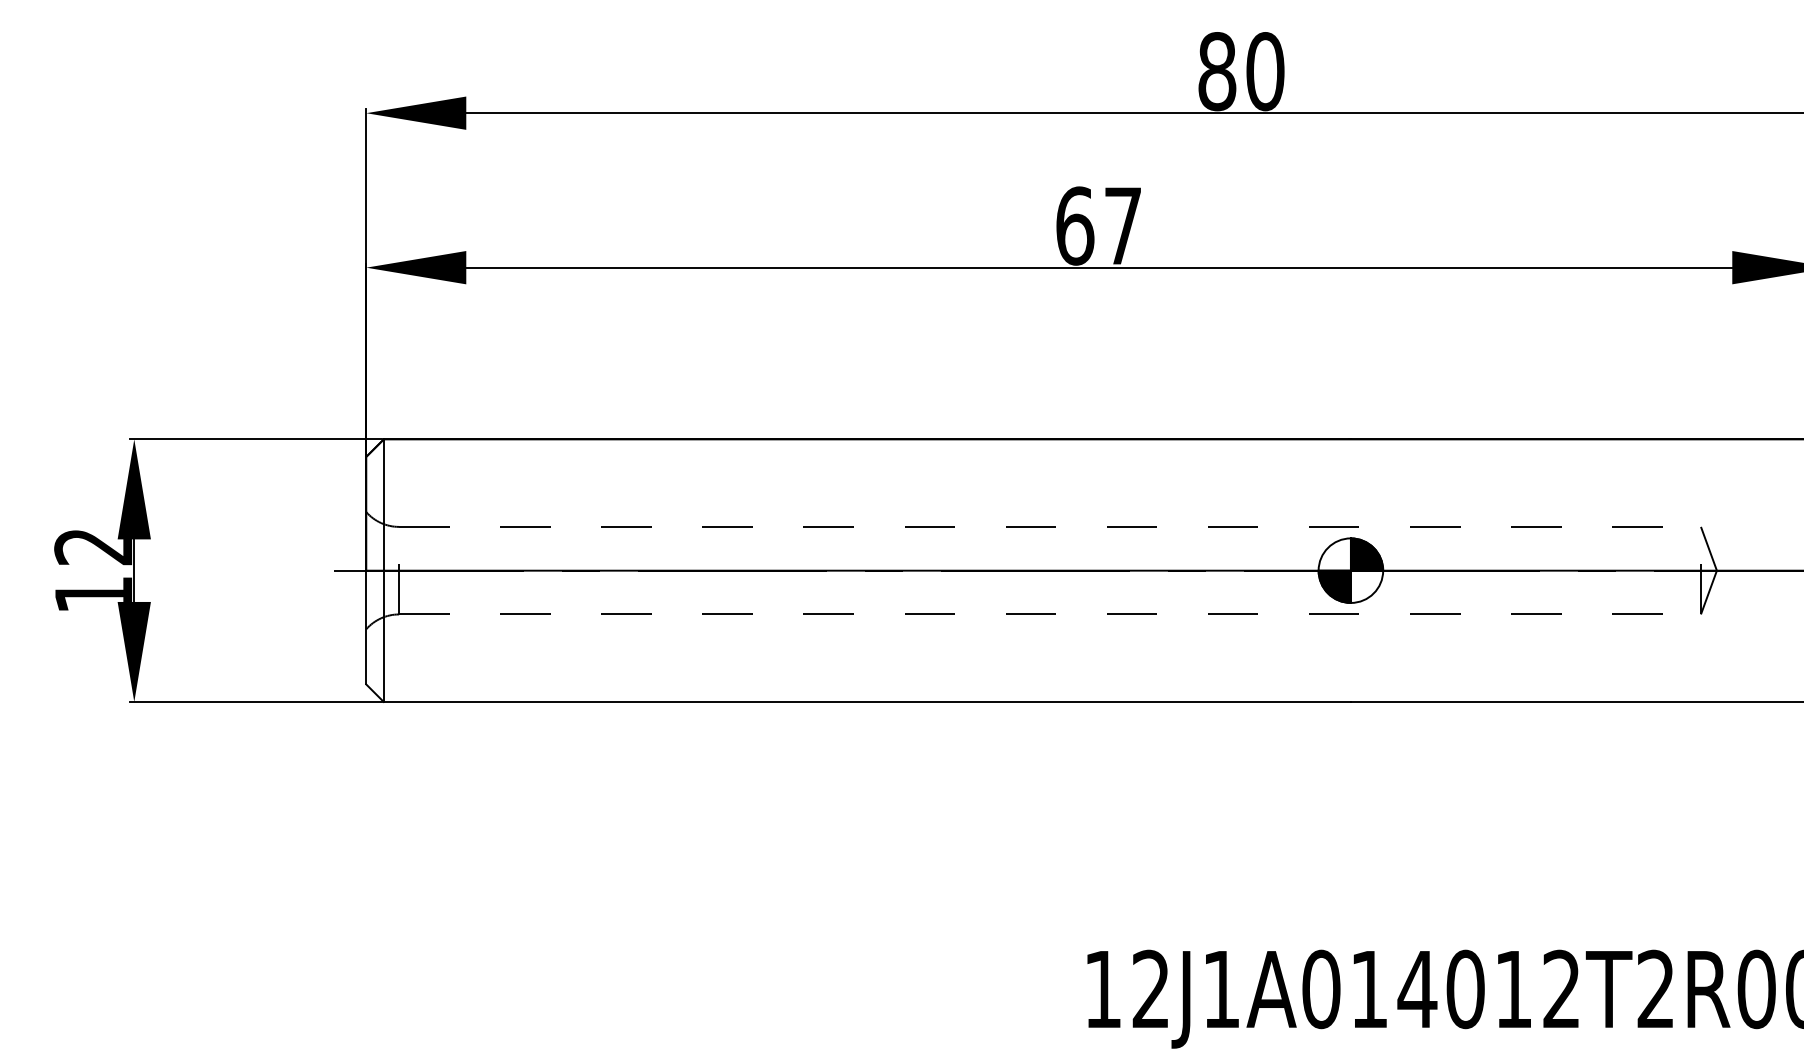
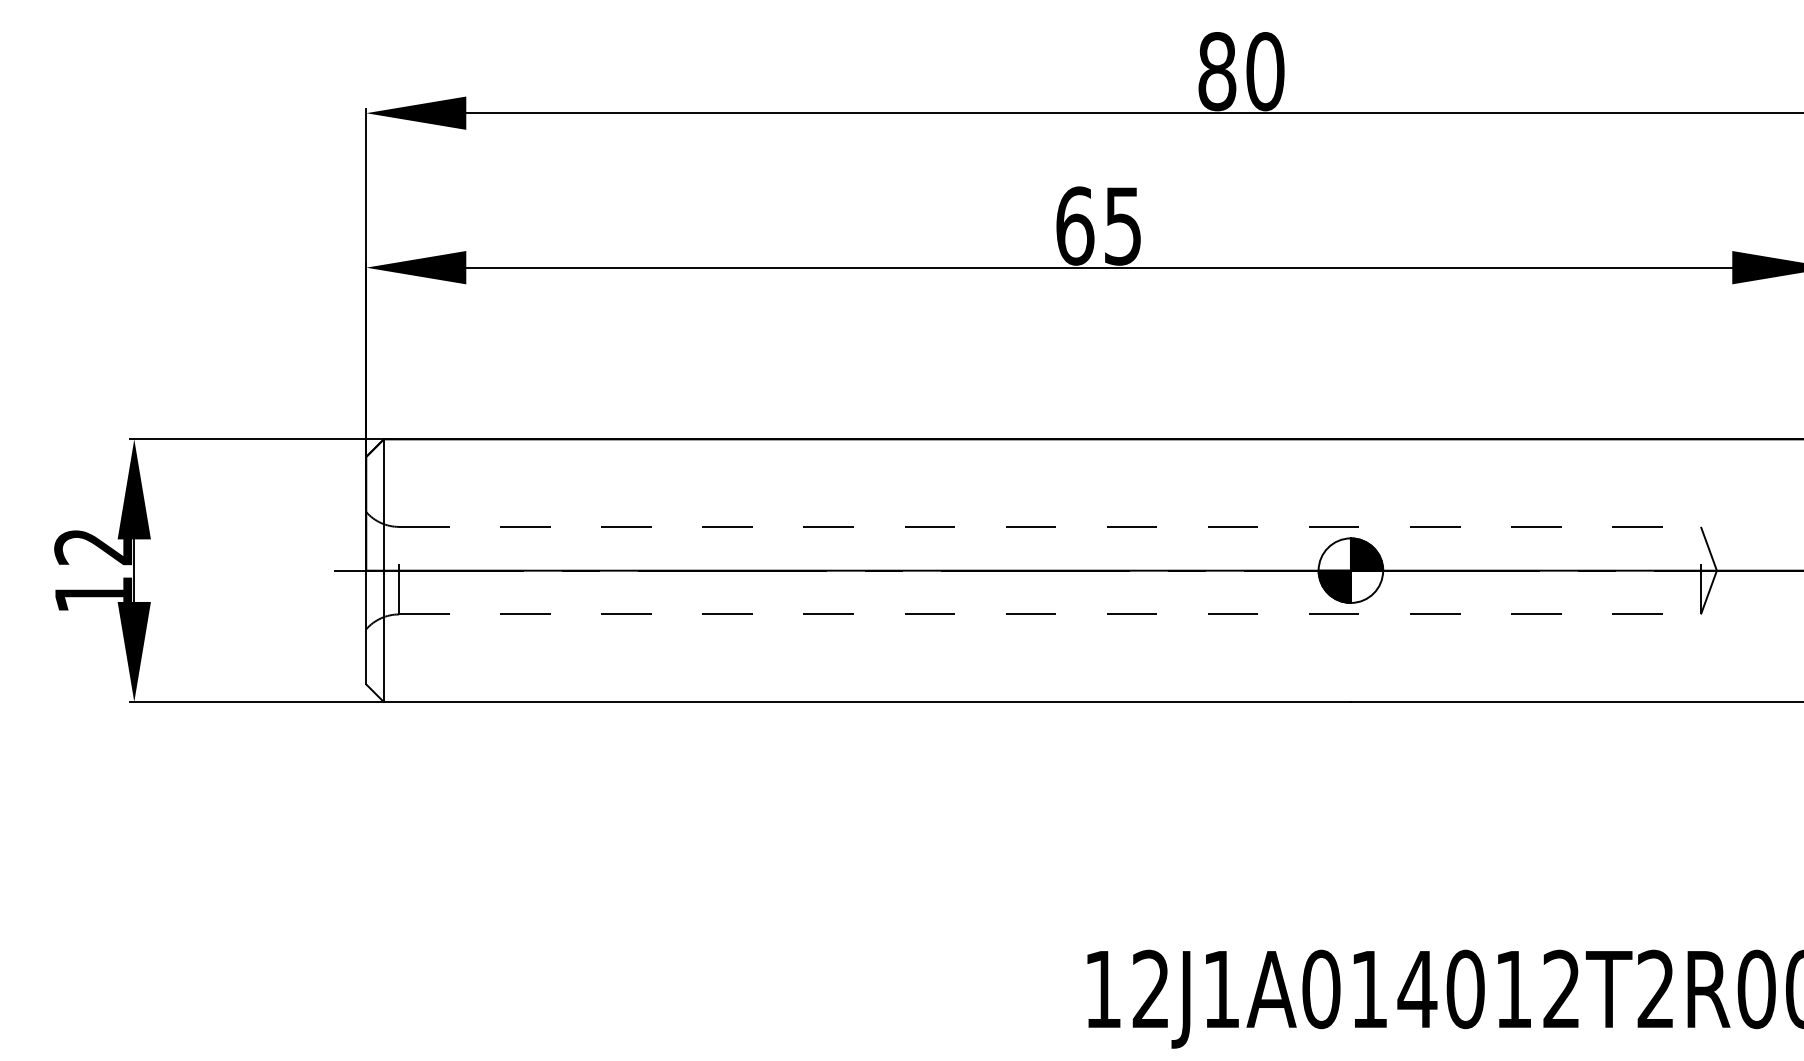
text: 67 -> 65 (1122, 226)
